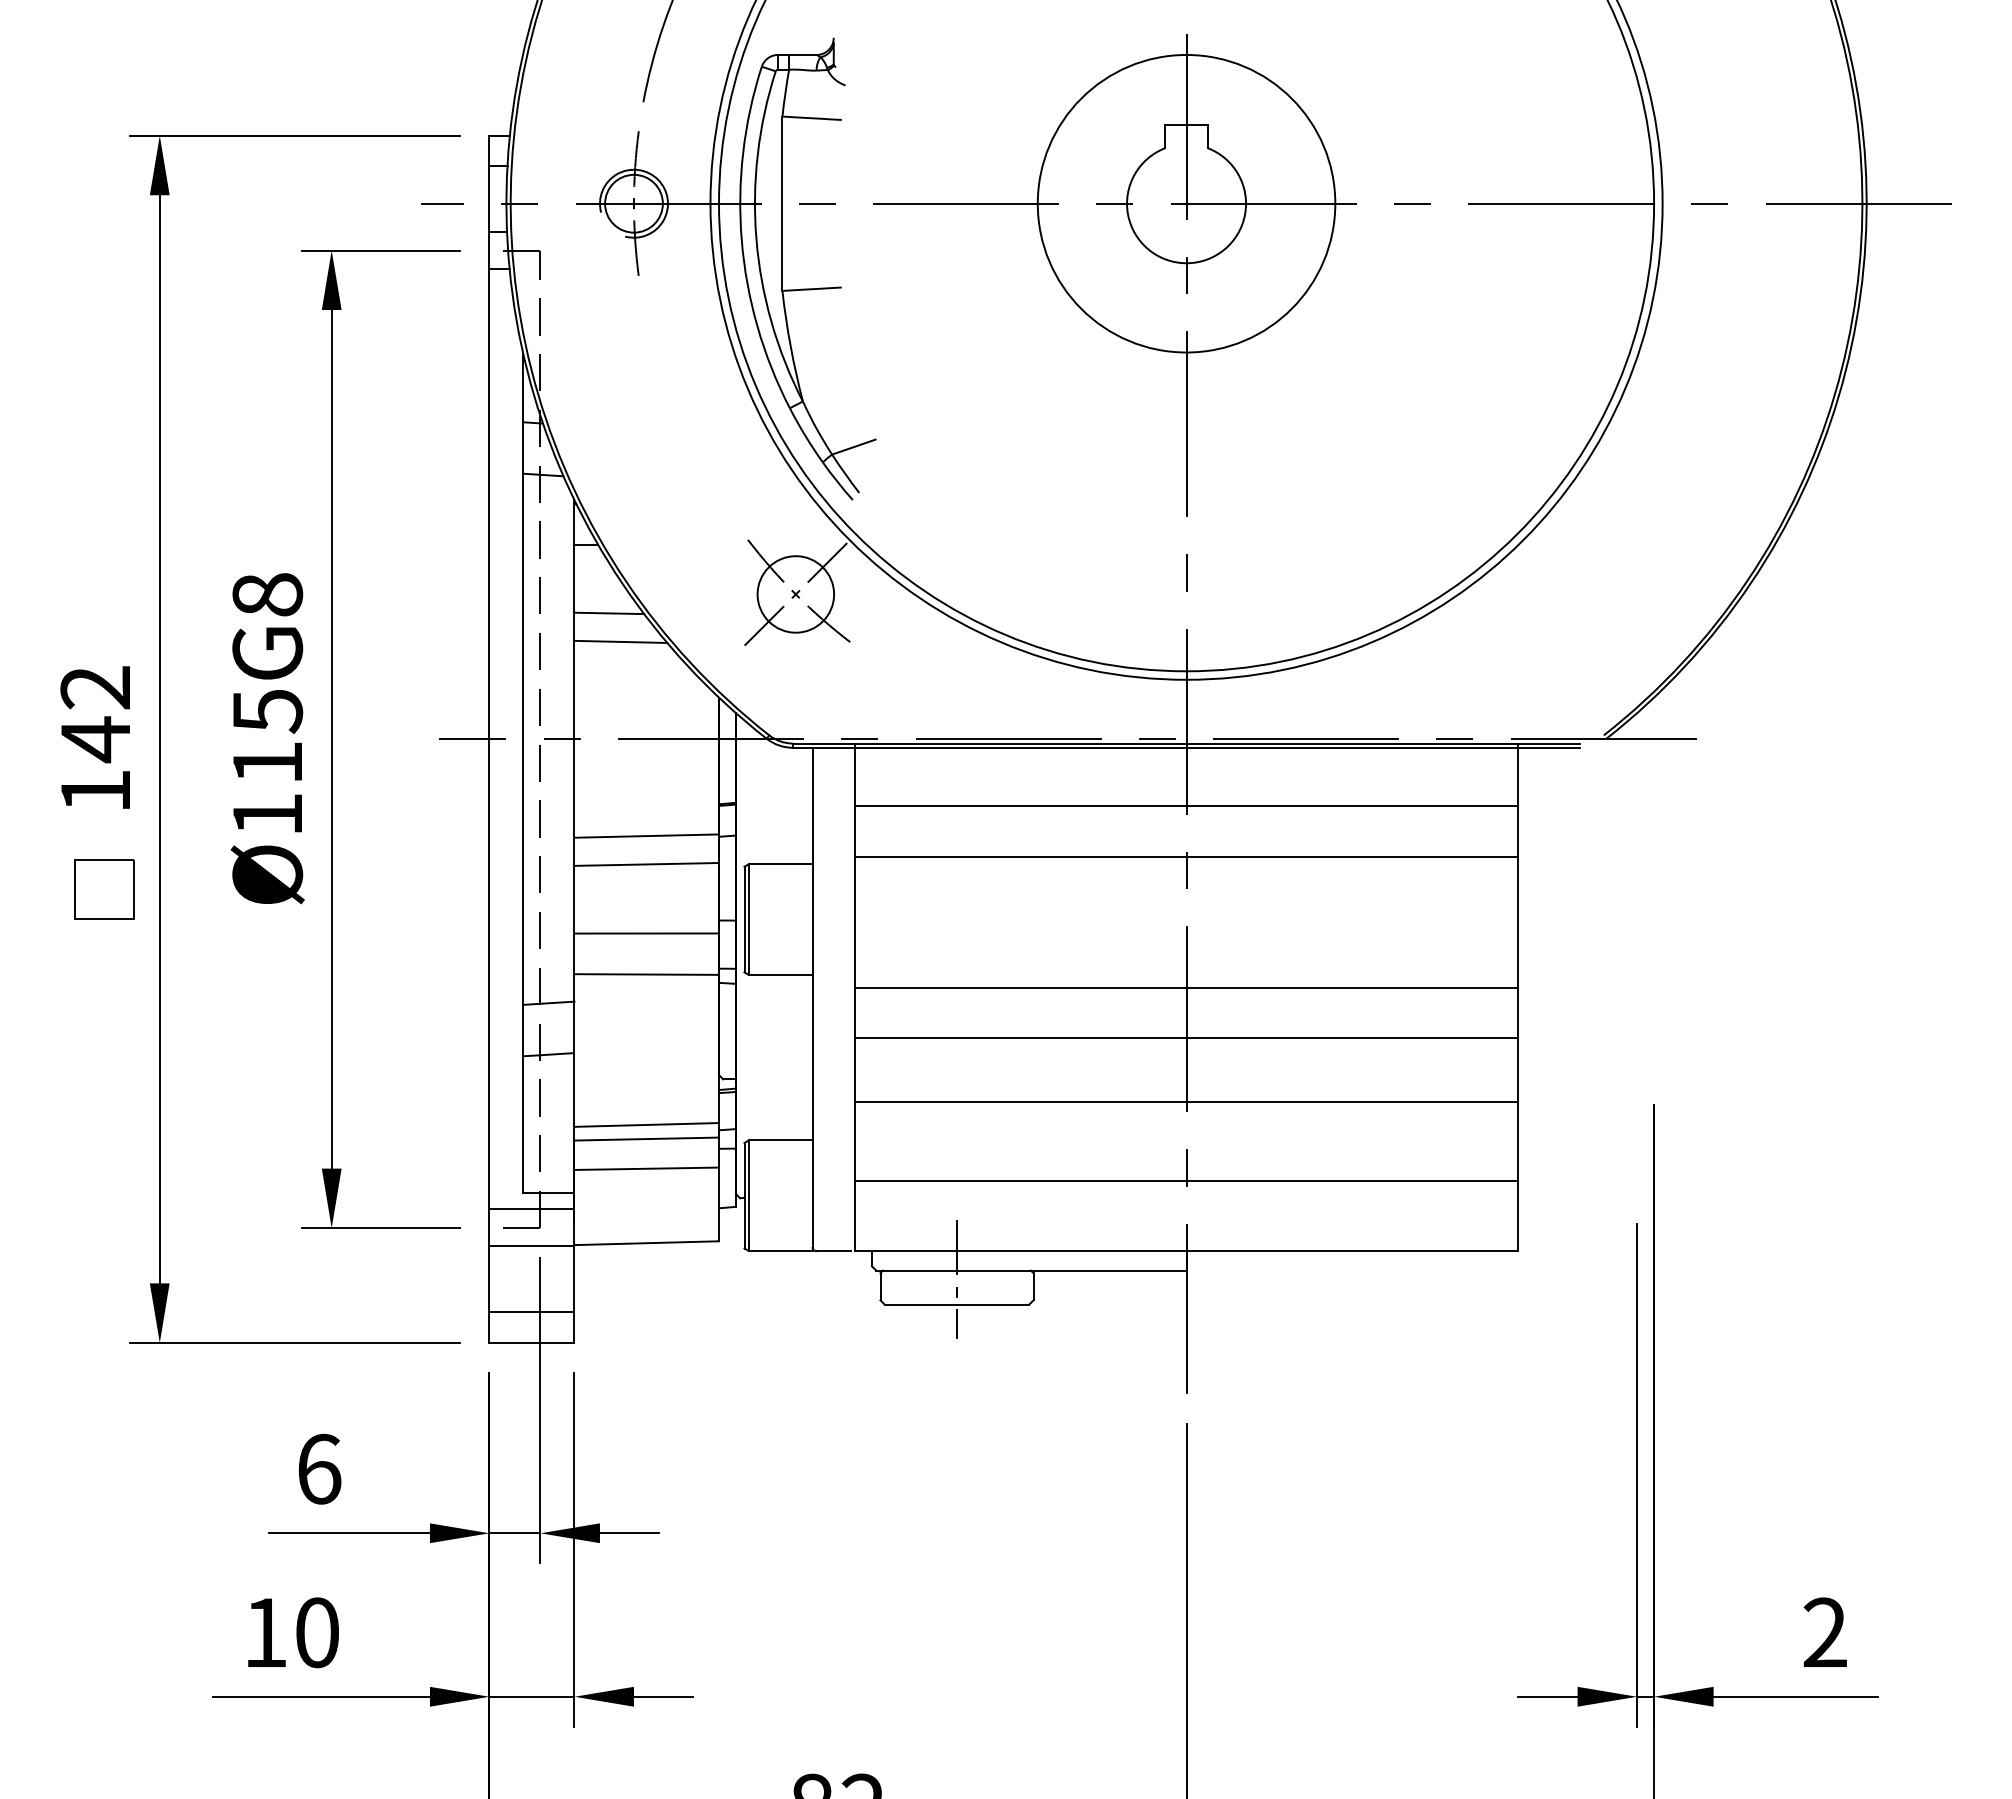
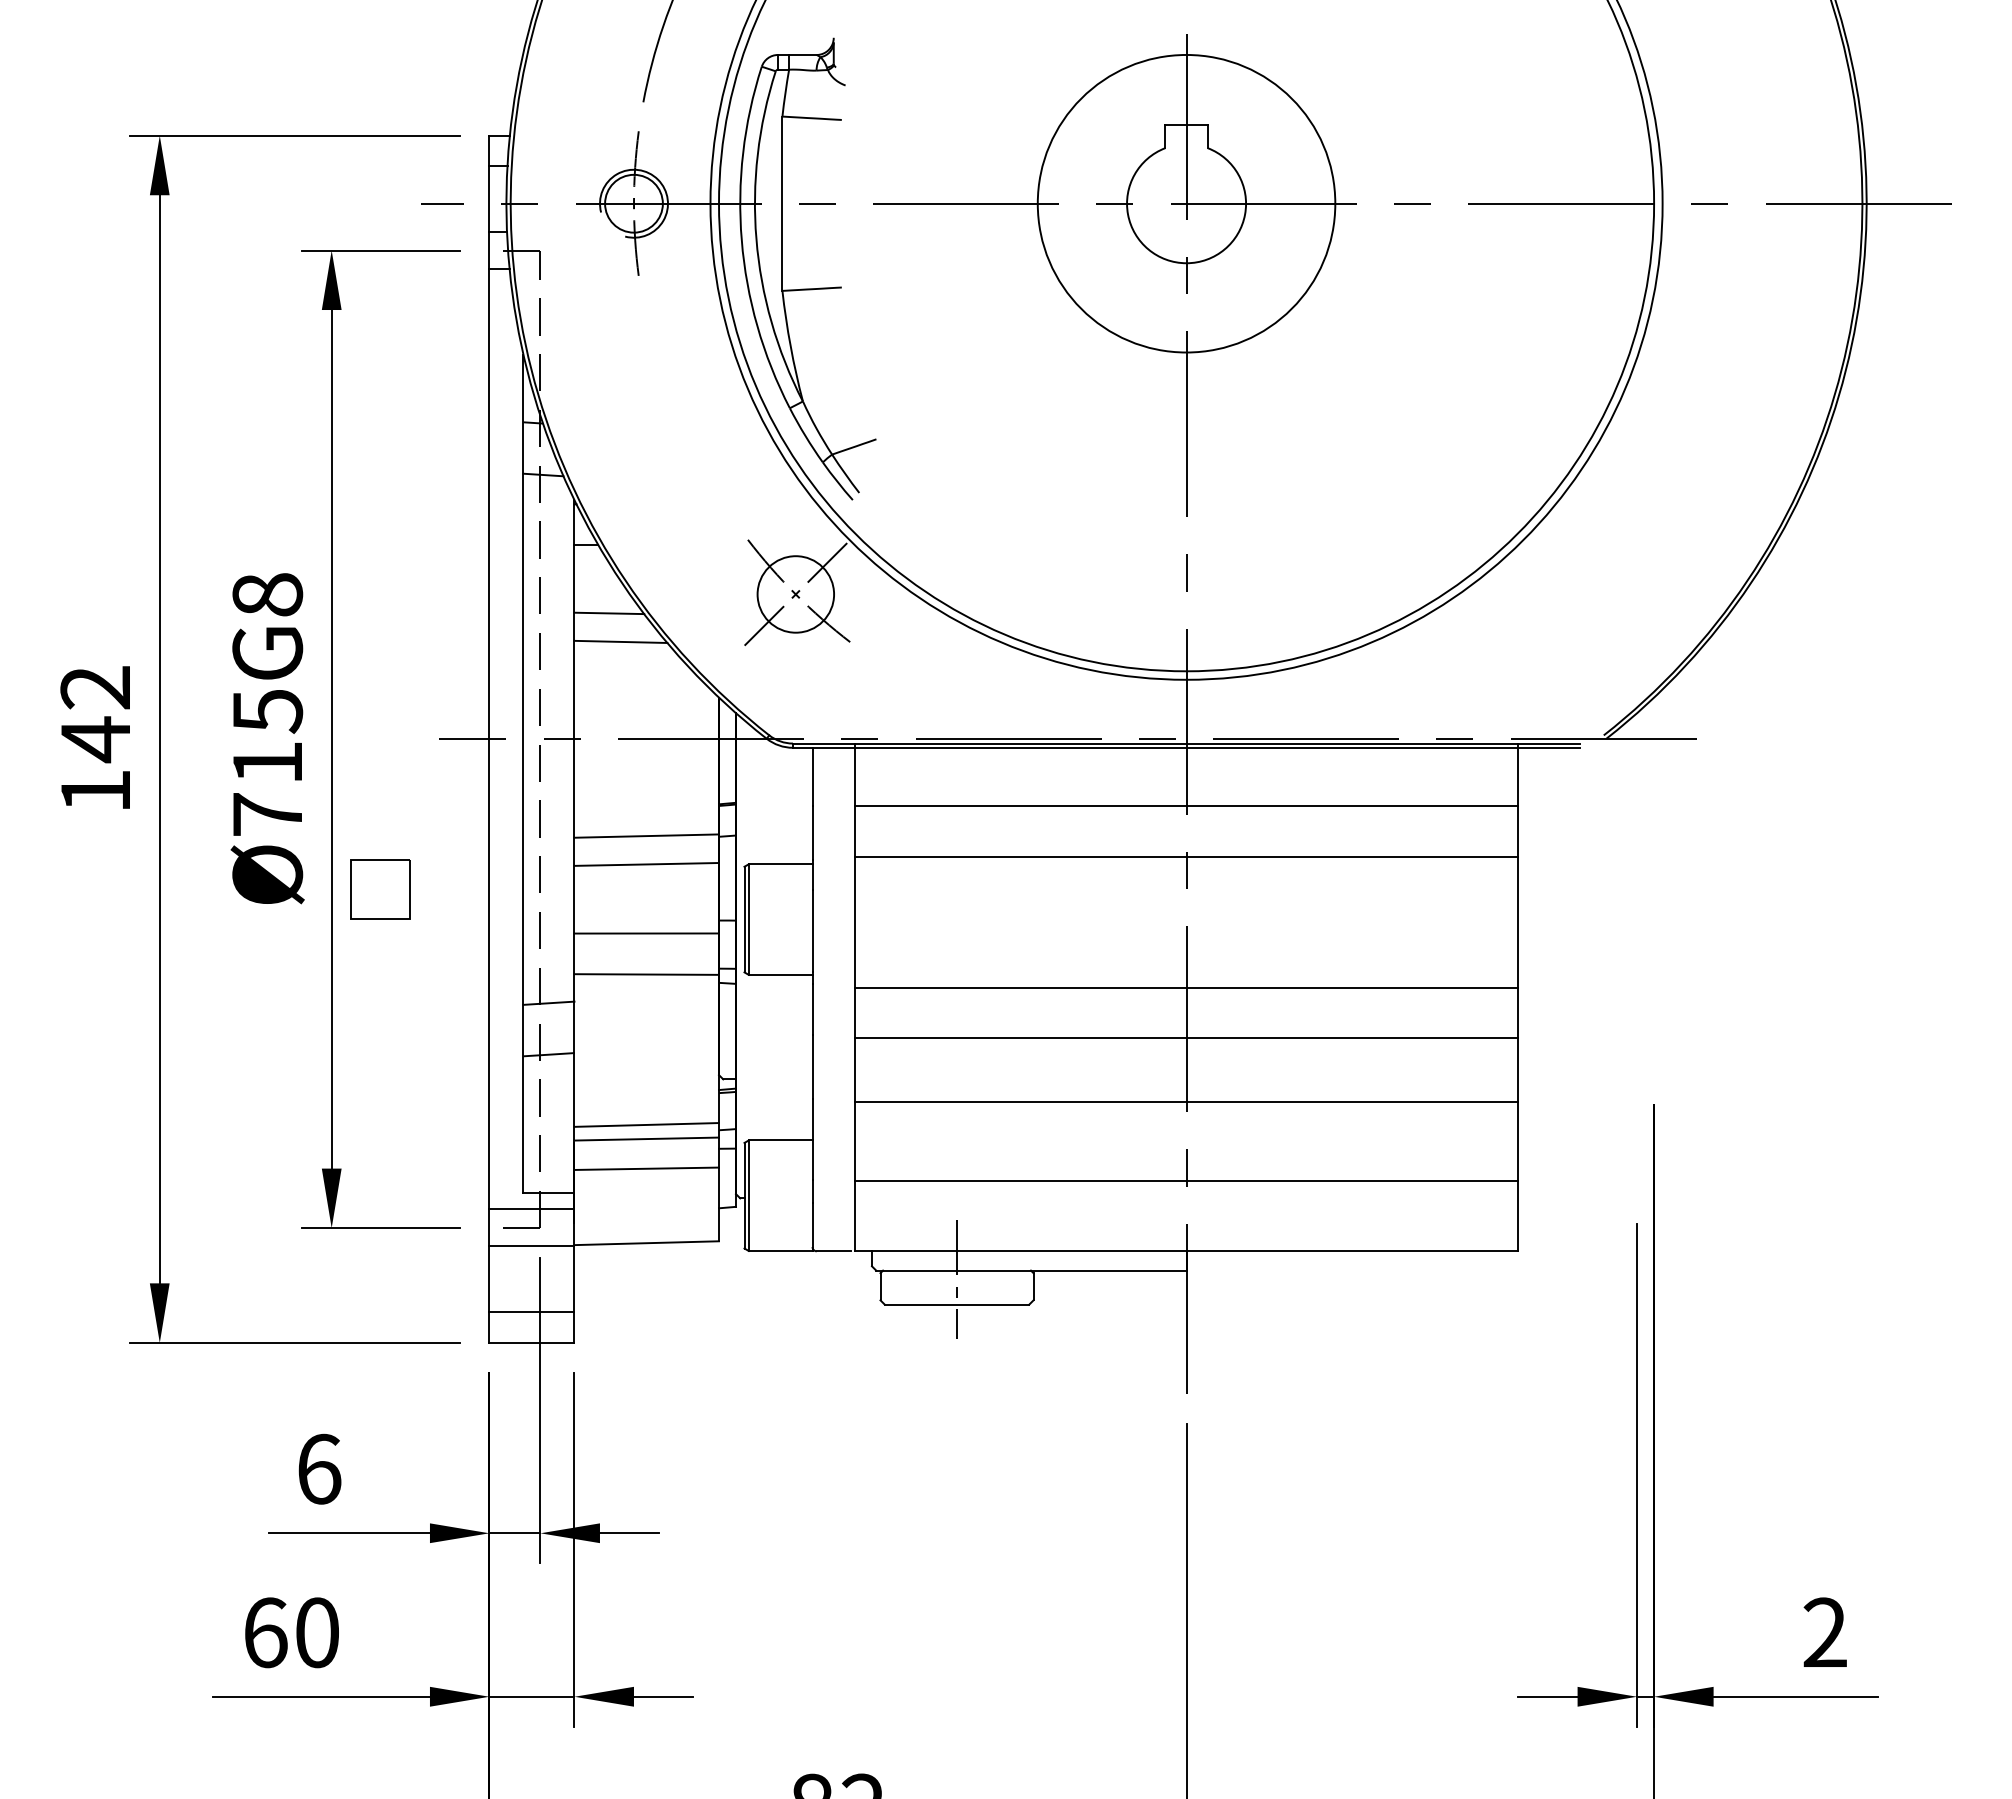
text: Ø115G8 -> Ø715G8 (267, 814)
part position: (104, 889) -> (380, 889) (380, 889)
text: 10 -> 60 (266, 1632)
